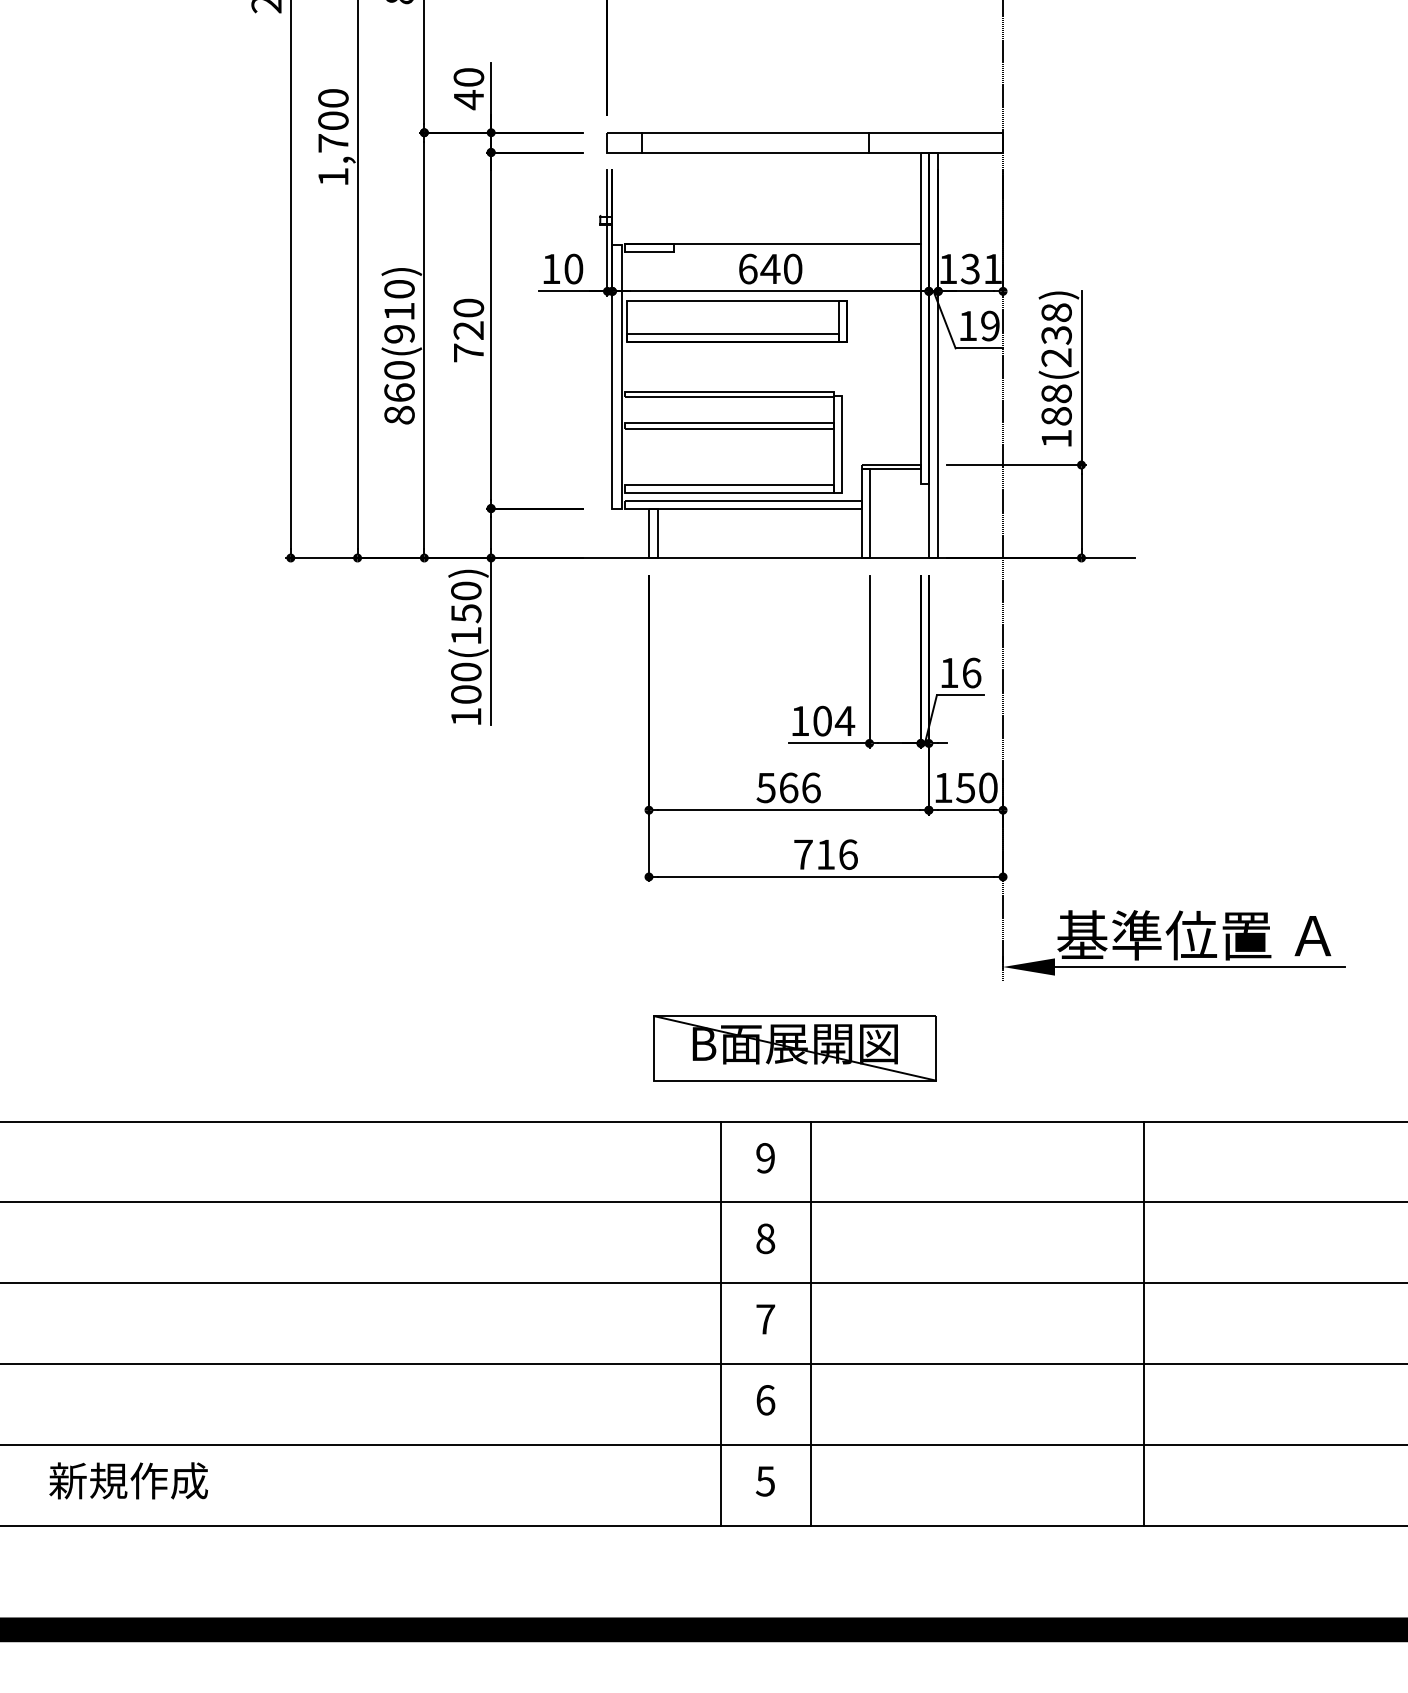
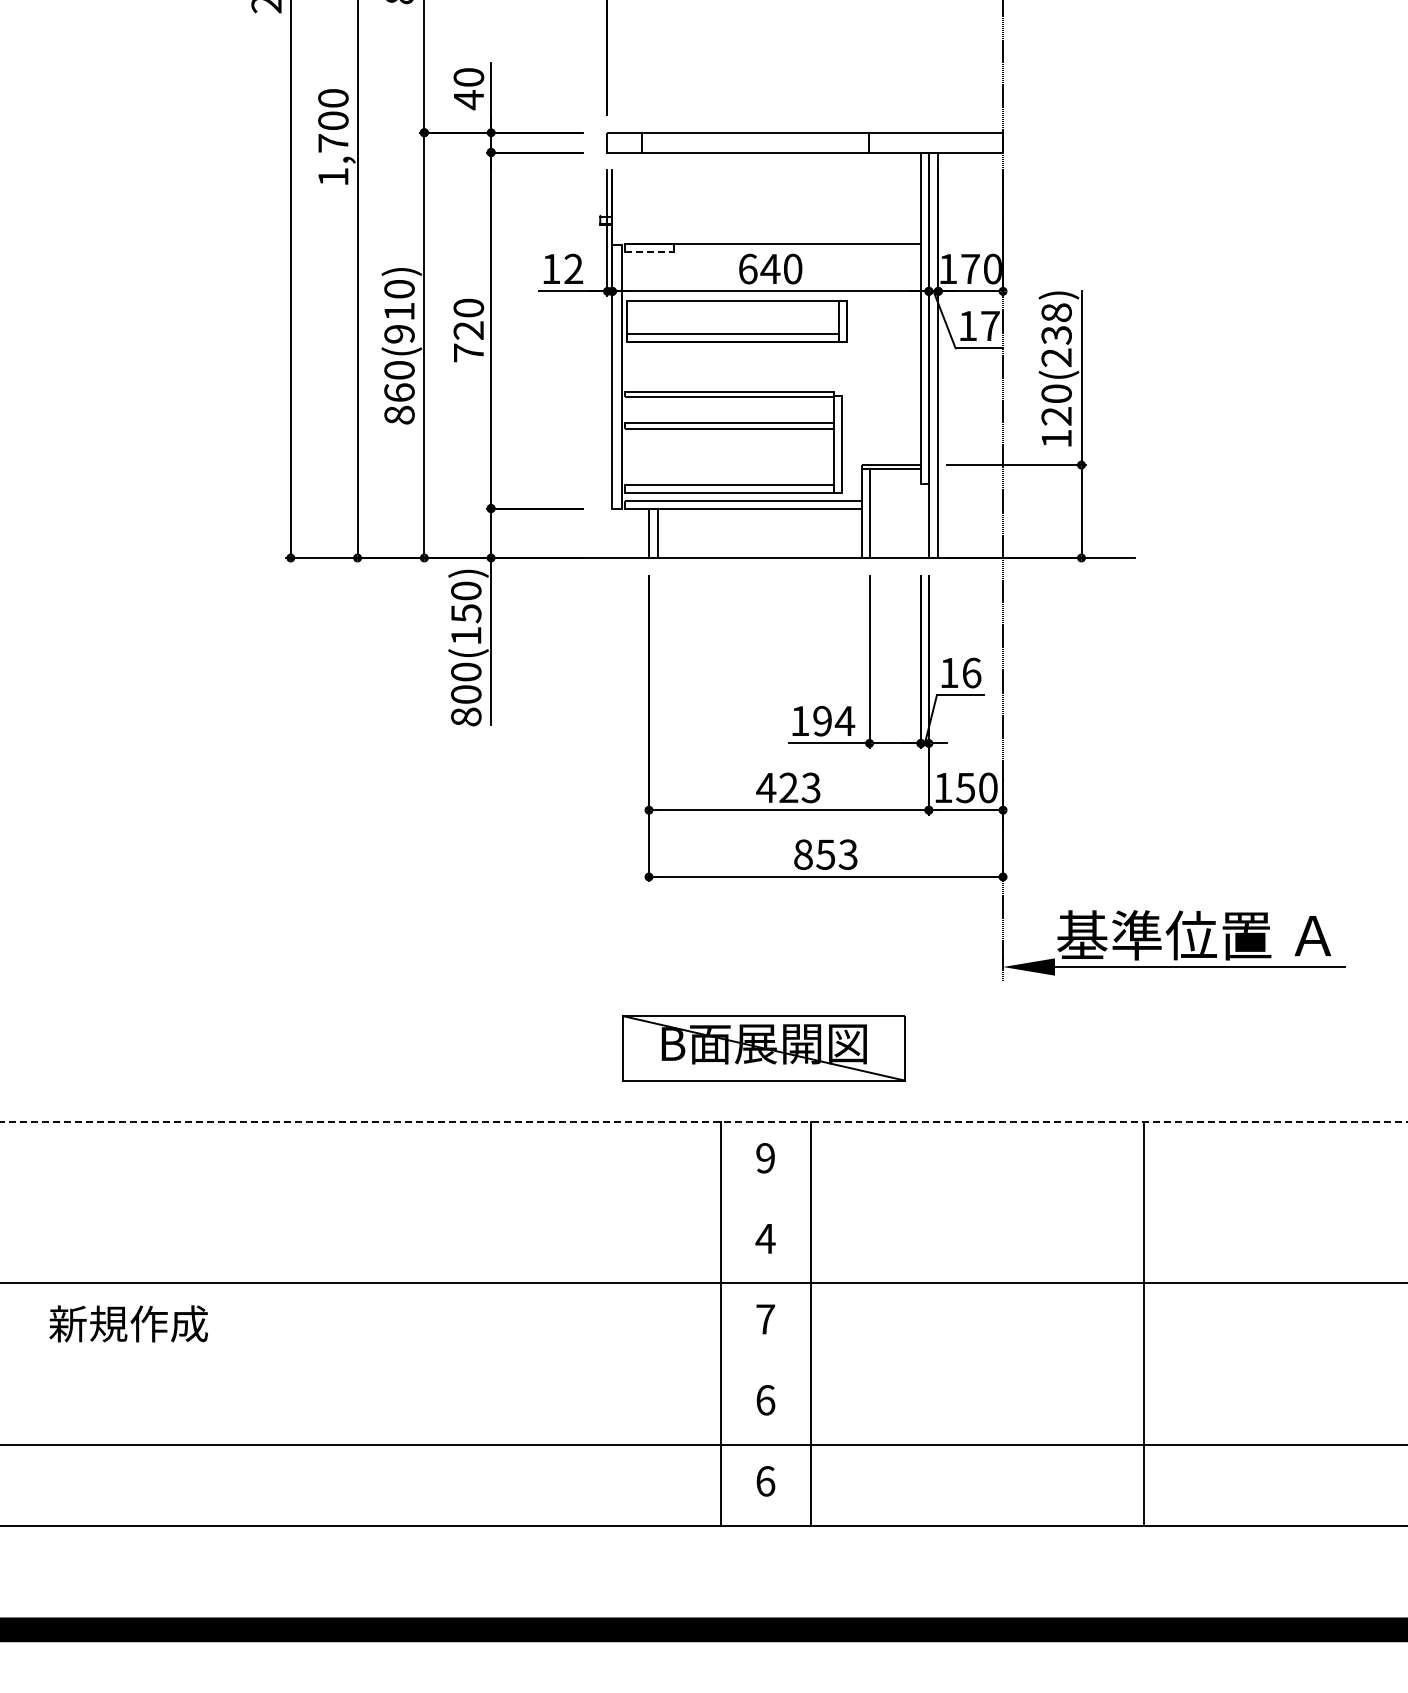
line: solid -> dashed (649, 252)
text: 10 -> 12 (573, 268)
text: 131 -> 170 (980, 268)
text: 19 -> 17 (990, 325)
text: 188(238) -> 120(238) (1056, 404)
text: 100(150) -> 800(150) (466, 716)
text: 104 -> 194 (822, 720)
text: 566 -> 423 (788, 787)
text: 716 -> 853 (825, 854)
part position: (794, 1048) -> (763, 1048) (763, 1048)
line: solid -> dashed (704, 1121)
line: present -> none (703, 1202)
text: 8 -> 4 (765, 1238)
line: present -> none (703, 1363)
text position: (128, 1480) -> (128, 1323) (128, 1323)
text: 5 -> 6 (765, 1481)
